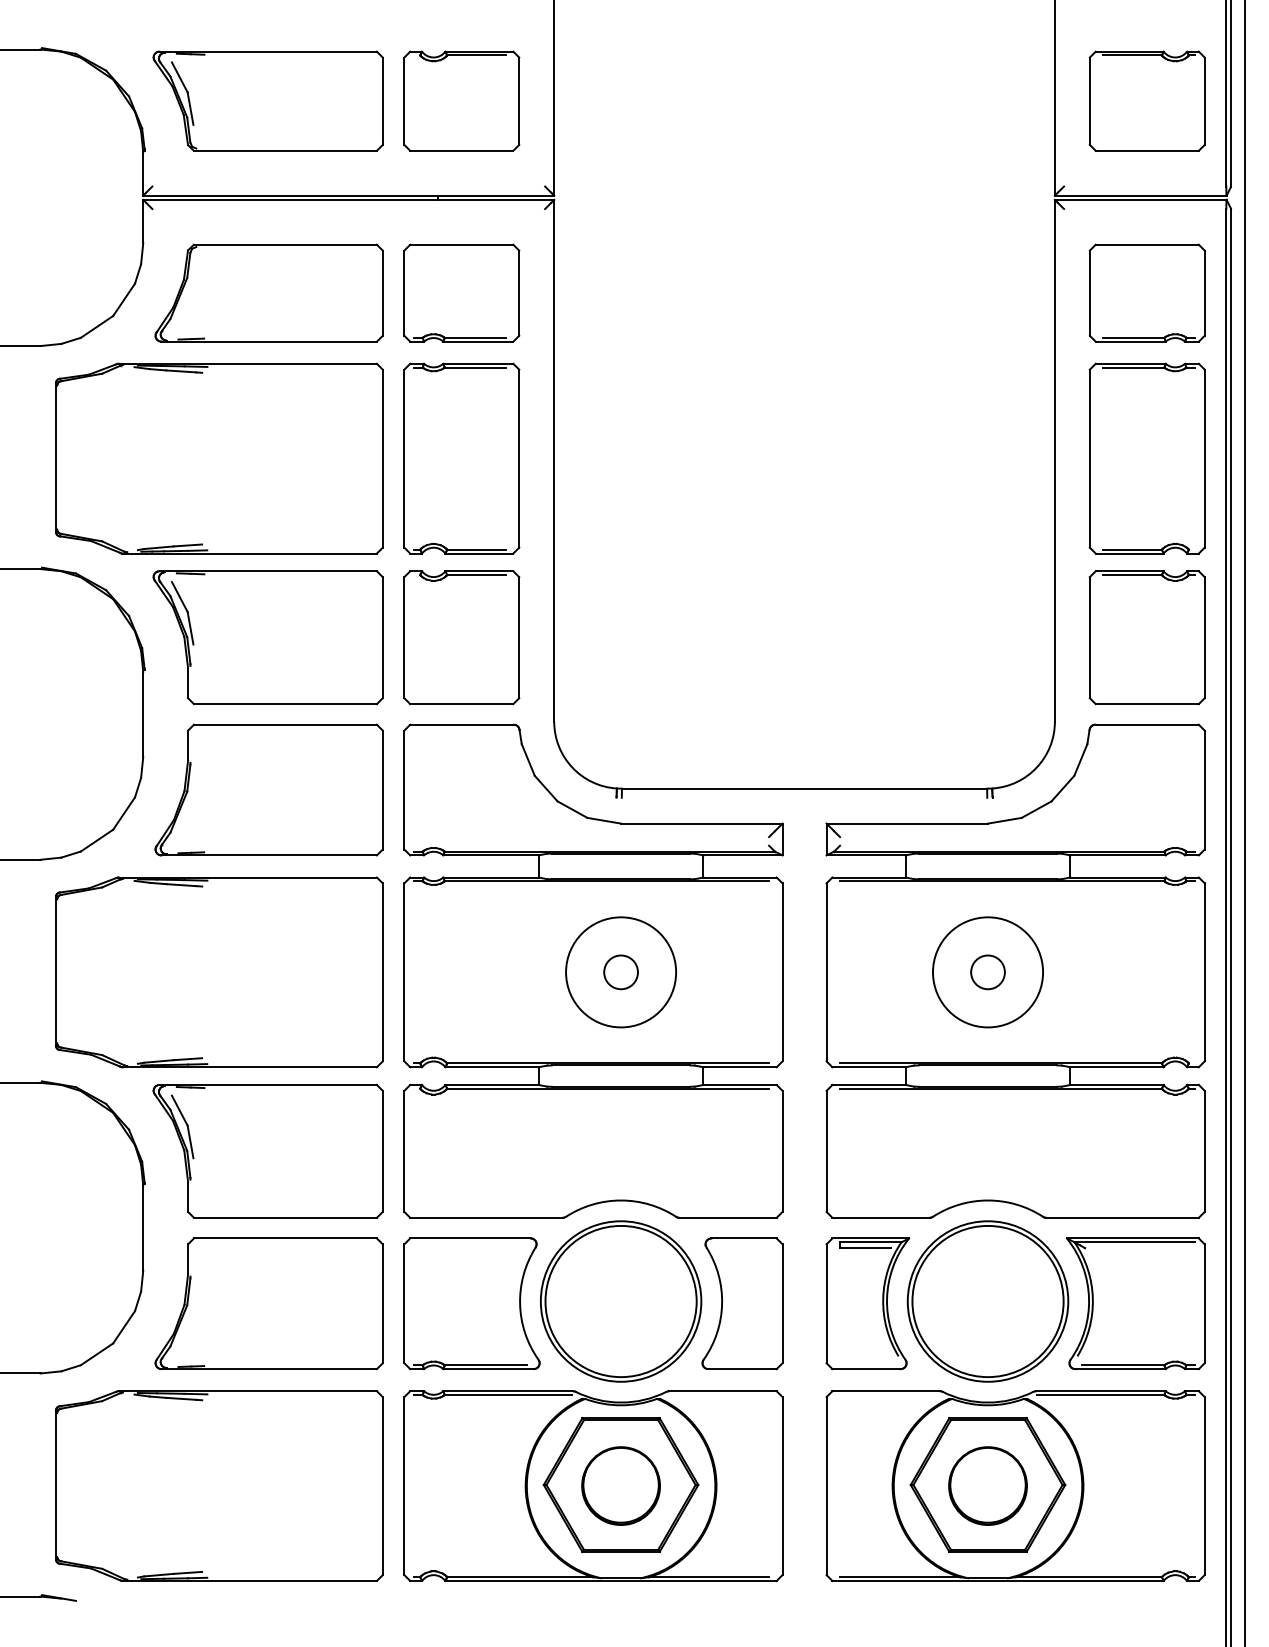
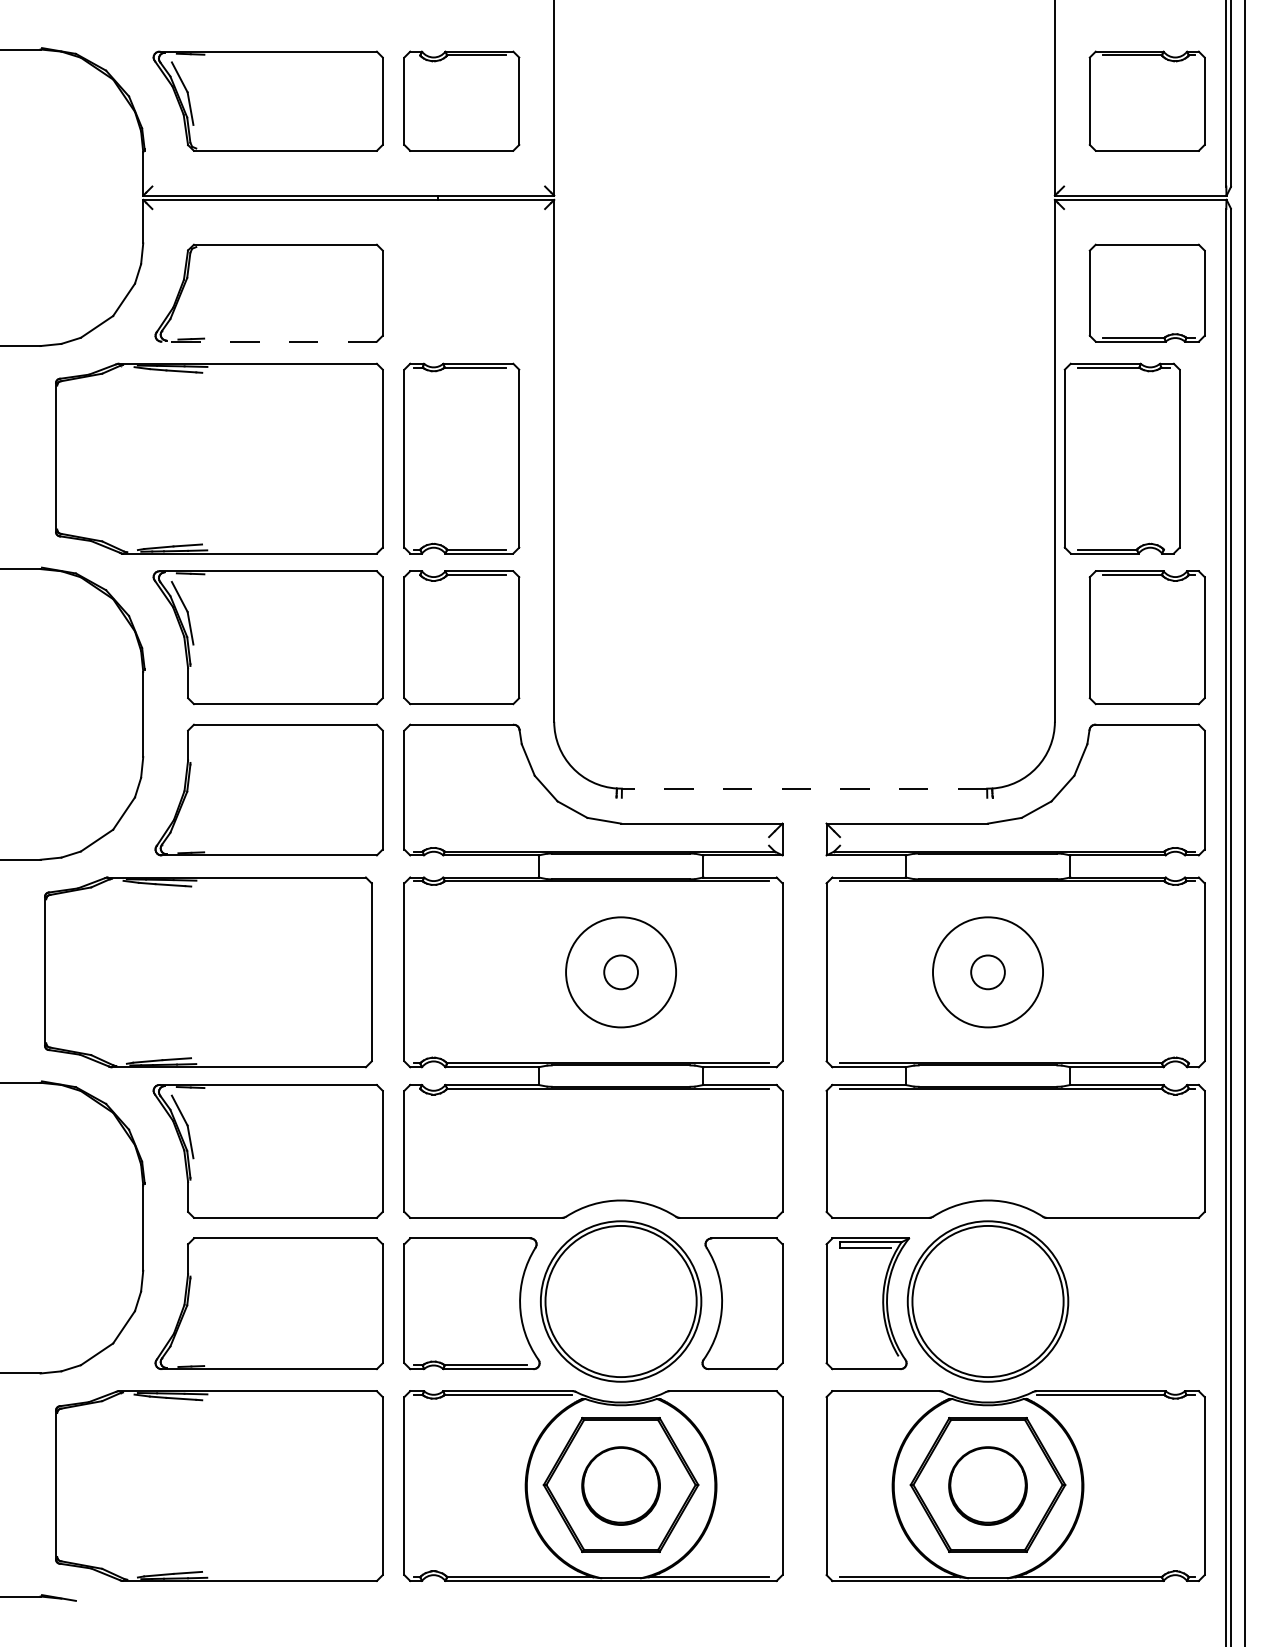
part: present -> none (461, 292)
line: solid -> dashed (269, 341)
part position: (1146, 458) -> (1121, 458) (1121, 458)
line: solid -> dashed (804, 788)
part position: (219, 972) -> (208, 972) (208, 972)
part: present -> none (1135, 1303)
